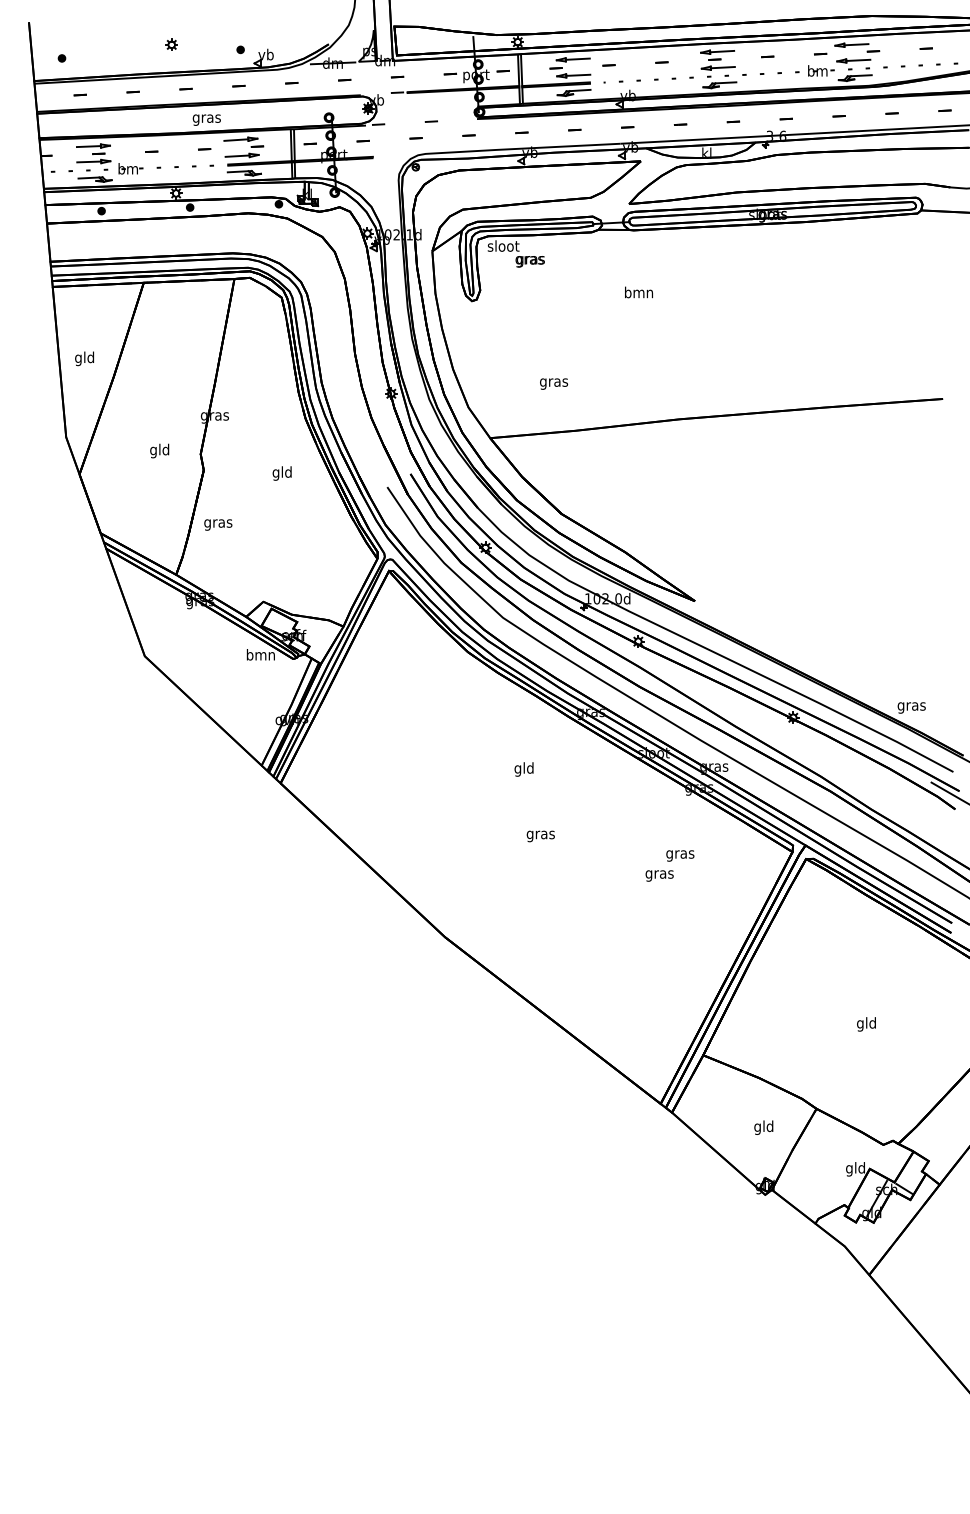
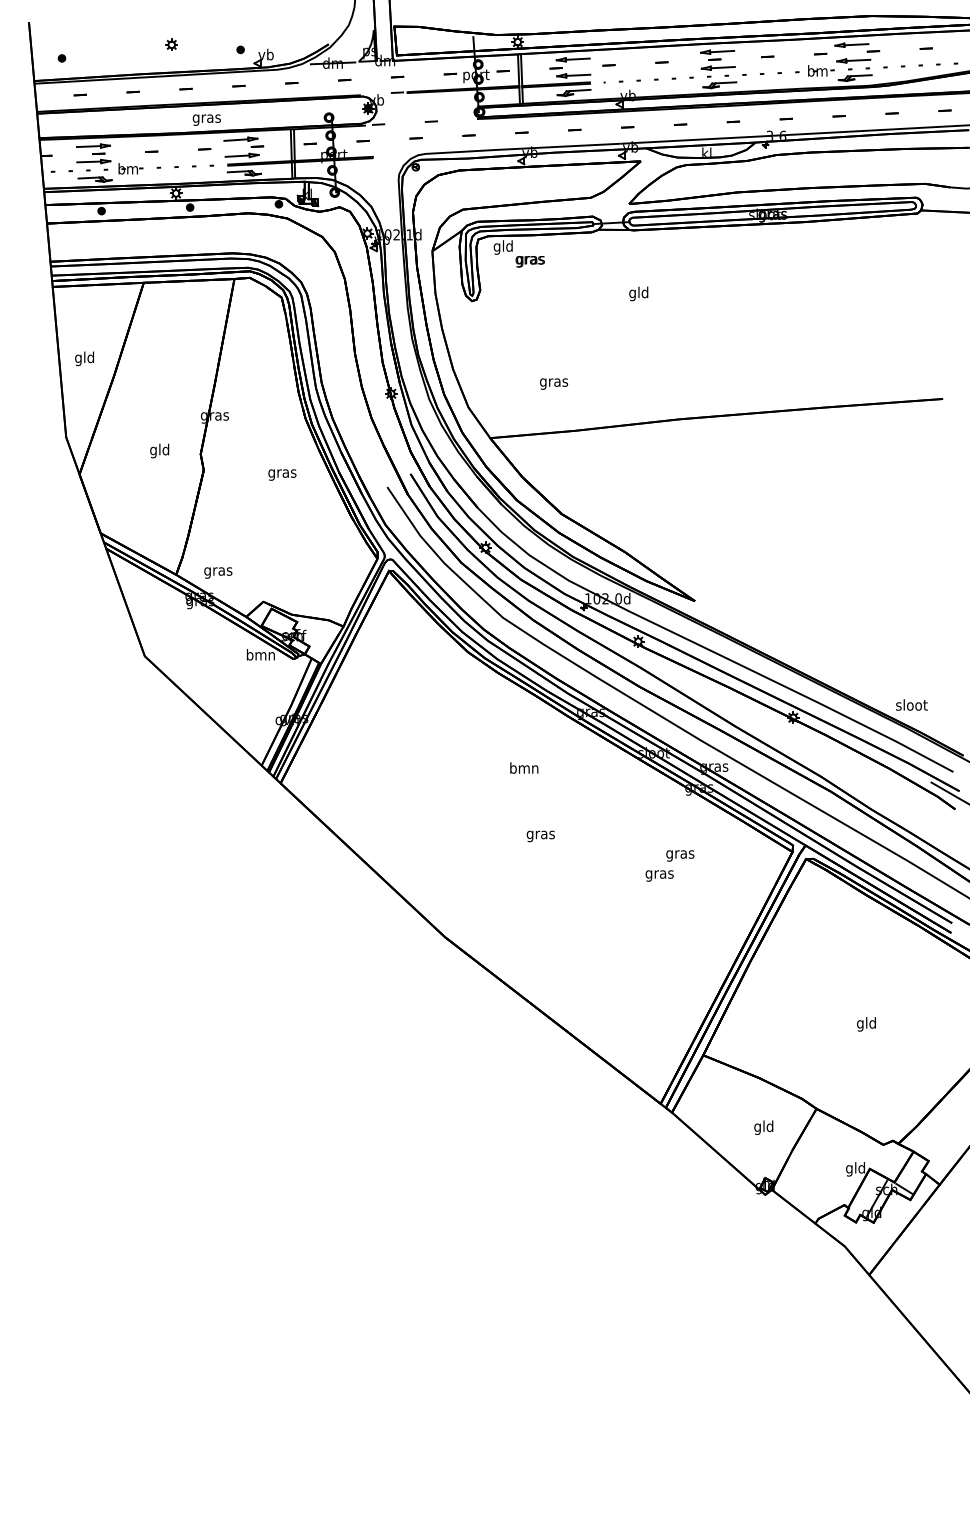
text: sloot -> gld (503, 247)
text: bmn -> gld (639, 293)
text: gld -> gras (282, 473)
text position: (218, 524) -> (218, 572) (218, 572)
text: gras -> sloot (911, 706)
text: gld -> bmn (524, 769)
